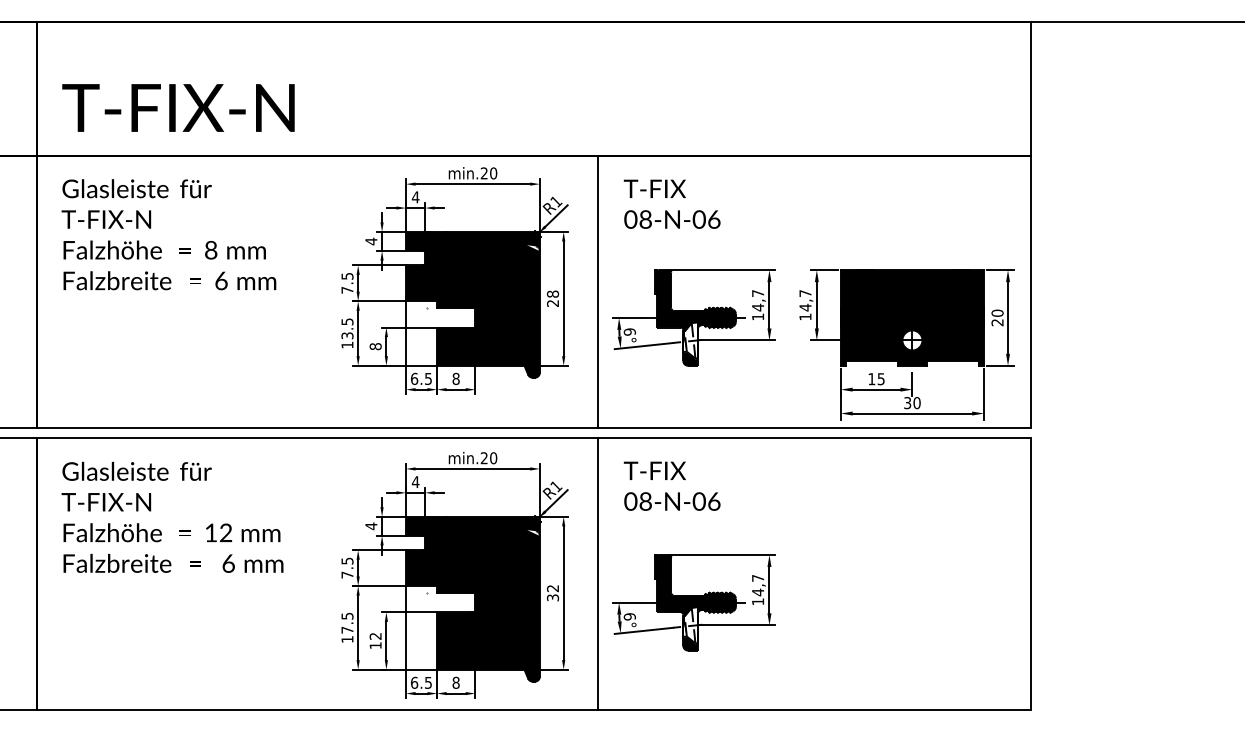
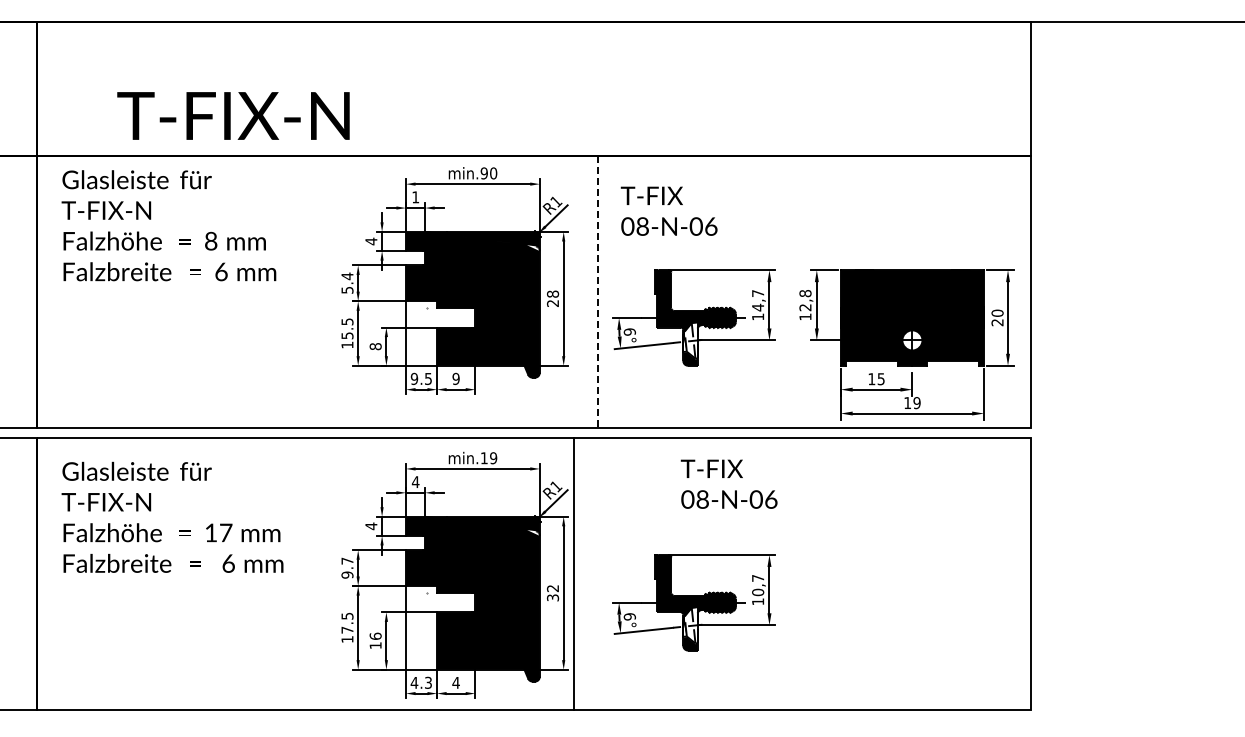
text position: (178, 107) -> (233, 115) (233, 115)
text: min.20 -> min.90 (483, 173)
text: 4 -> 1 (415, 197)
text position: (671, 203) -> (668, 210) (668, 210)
text position: (168, 234) -> (168, 225) (168, 225)
text: 7.5 -> 5.4 (347, 282)
line: solid -> dashed (597, 292)
text: 14,7 -> 12,8 (805, 300)
text: 13.5 -> 15.5 (346, 335)
text: 6.5 -> 9.5 (414, 378)
text: 8 -> 9 (455, 378)
text: 30 -> 19 (912, 403)
text: min.20 -> min.19 (488, 458)
text position: (671, 485) -> (728, 483) (728, 483)
text: 12 -> 17 (225, 532)
text: 7.5 -> 9.7 (347, 567)
line position: (597, 573) -> (573, 573) (573, 573)
text: 14,7 -> 10,7 (758, 592)
text: 12 -> 16 (375, 635)
text: 6.5 -> 4.3 (420, 682)
text: 8 -> 4 (455, 682)
